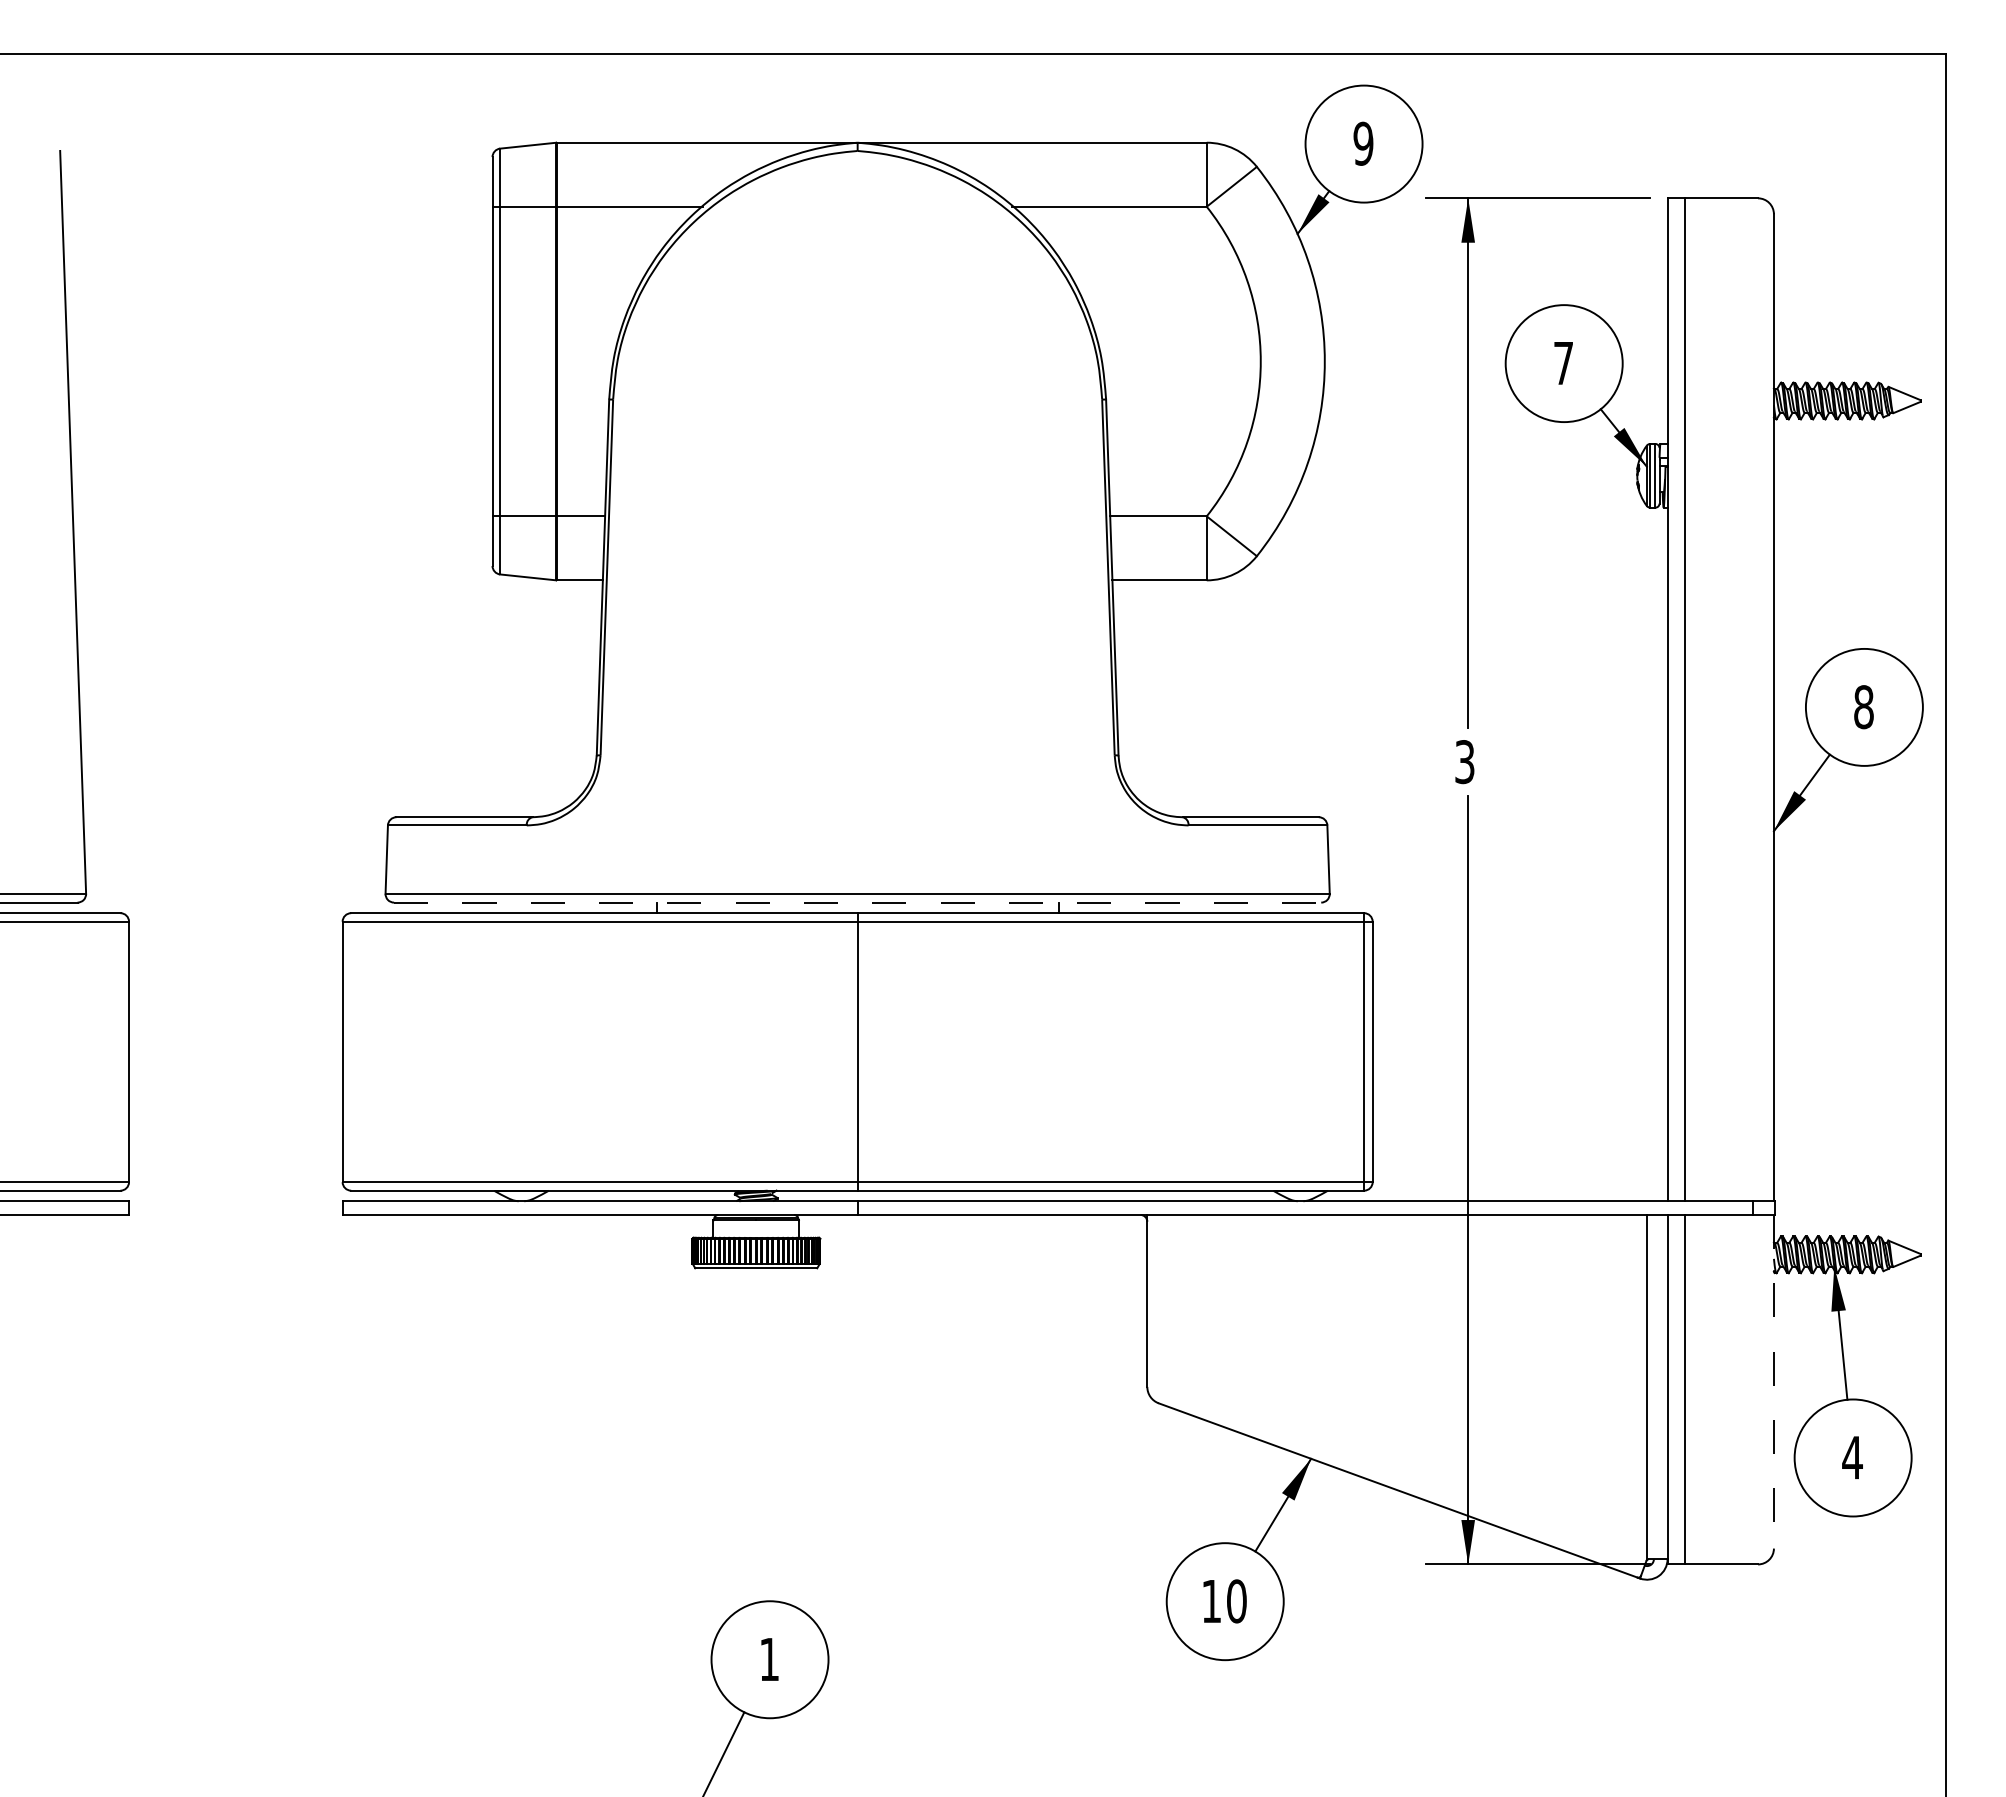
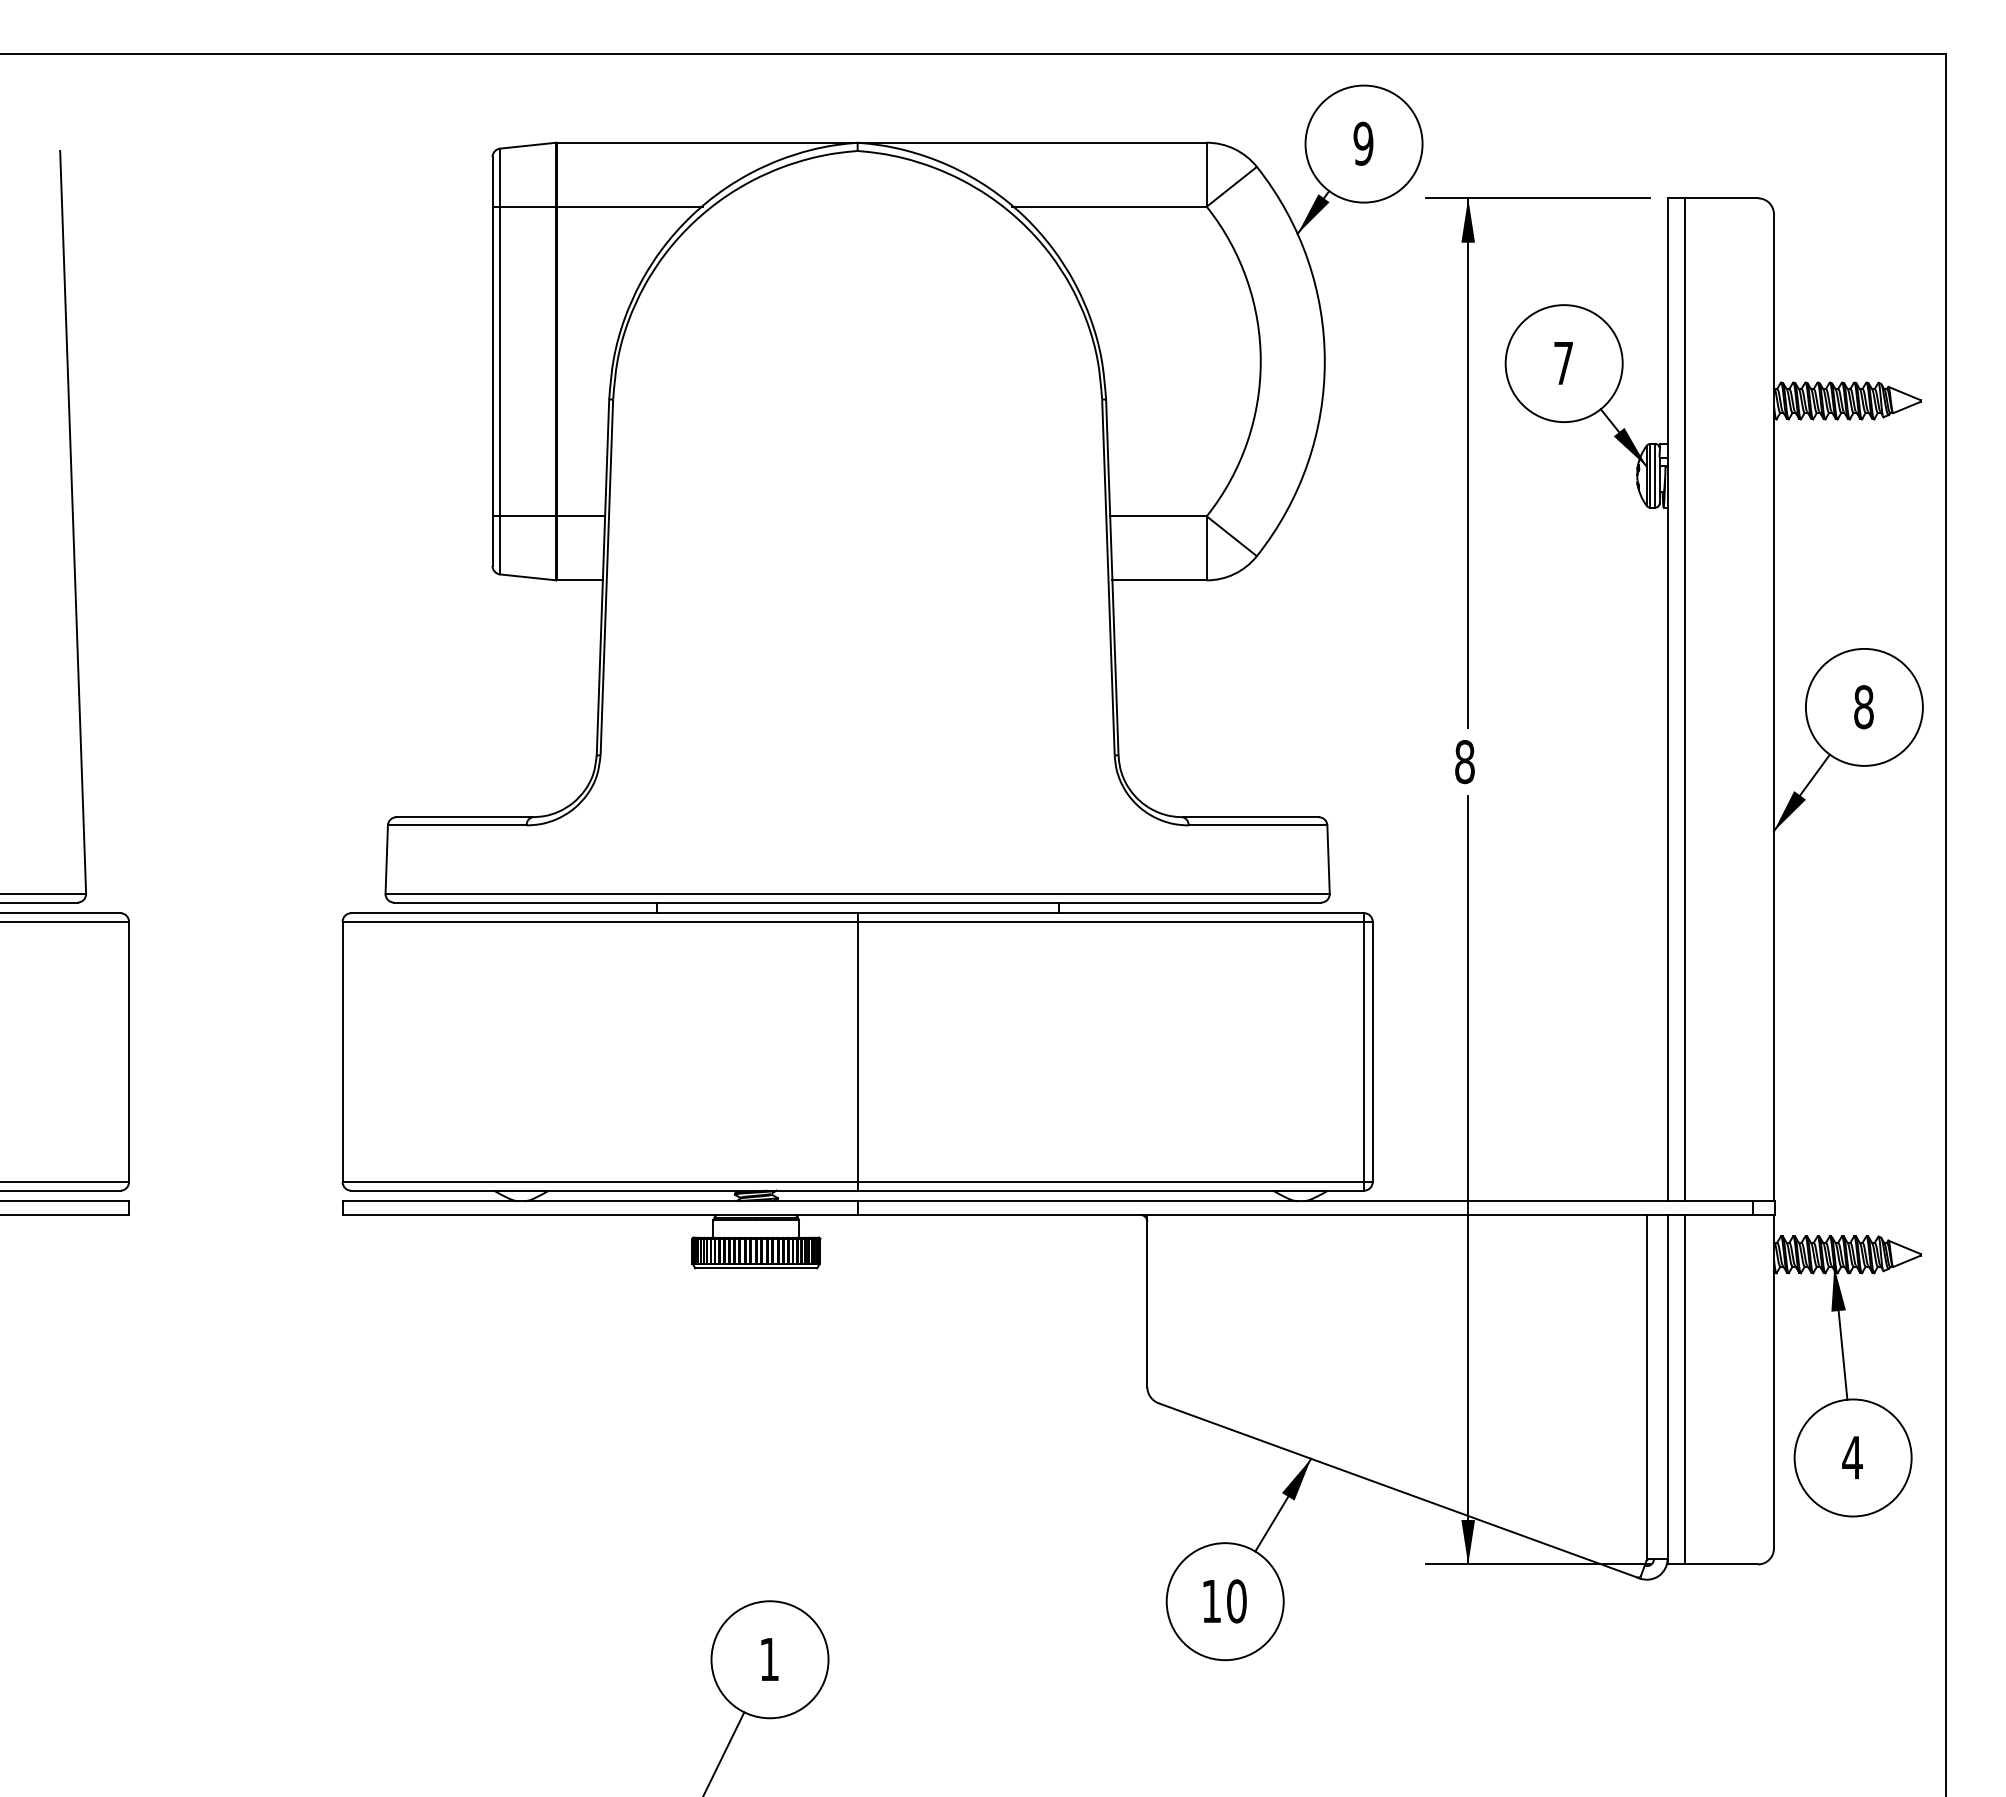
text: 3 -> 8 (1464, 762)
line: dashed -> solid (857, 902)
line: dashed -> solid (1773, 1381)
